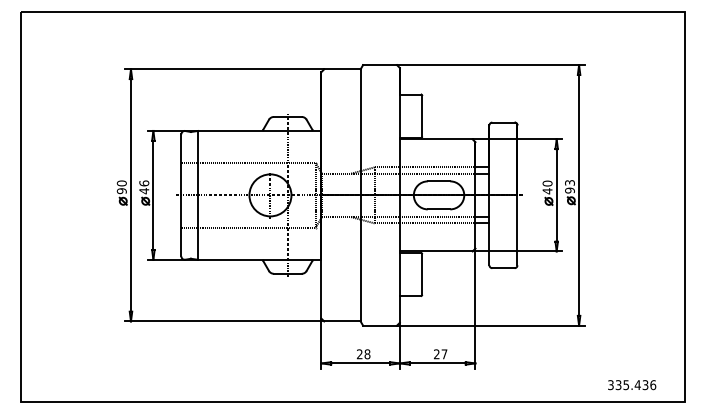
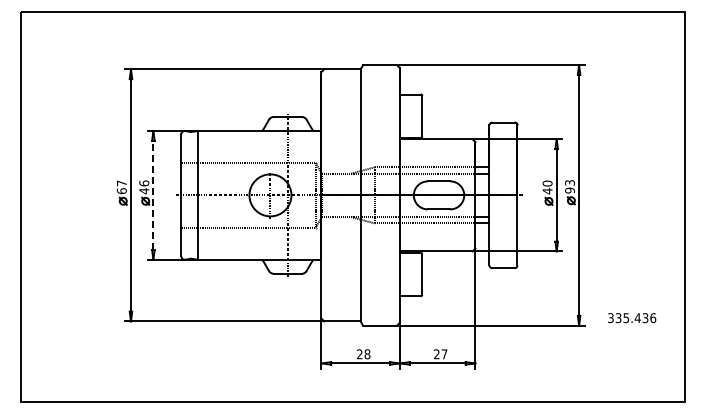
text: 90 -> 67 (121, 187)
line: solid -> dashed (153, 195)
text position: (632, 385) -> (632, 318) (632, 318)
